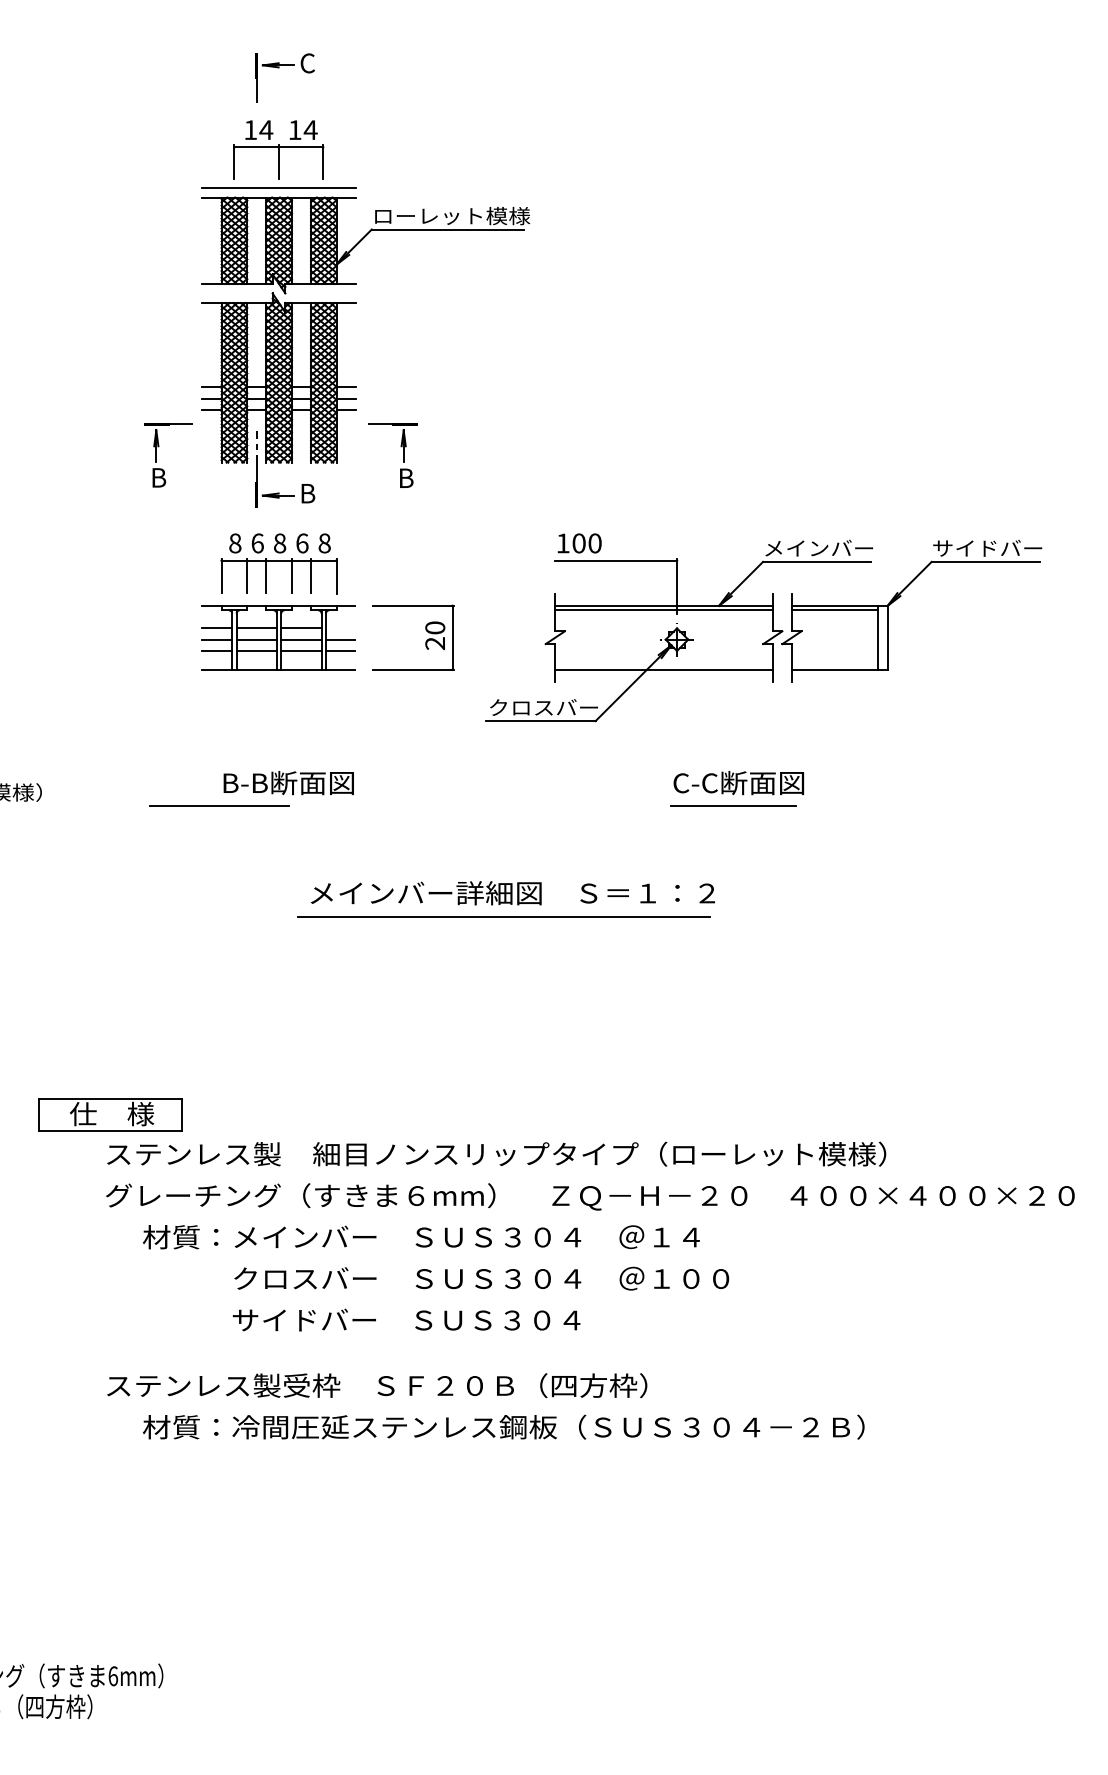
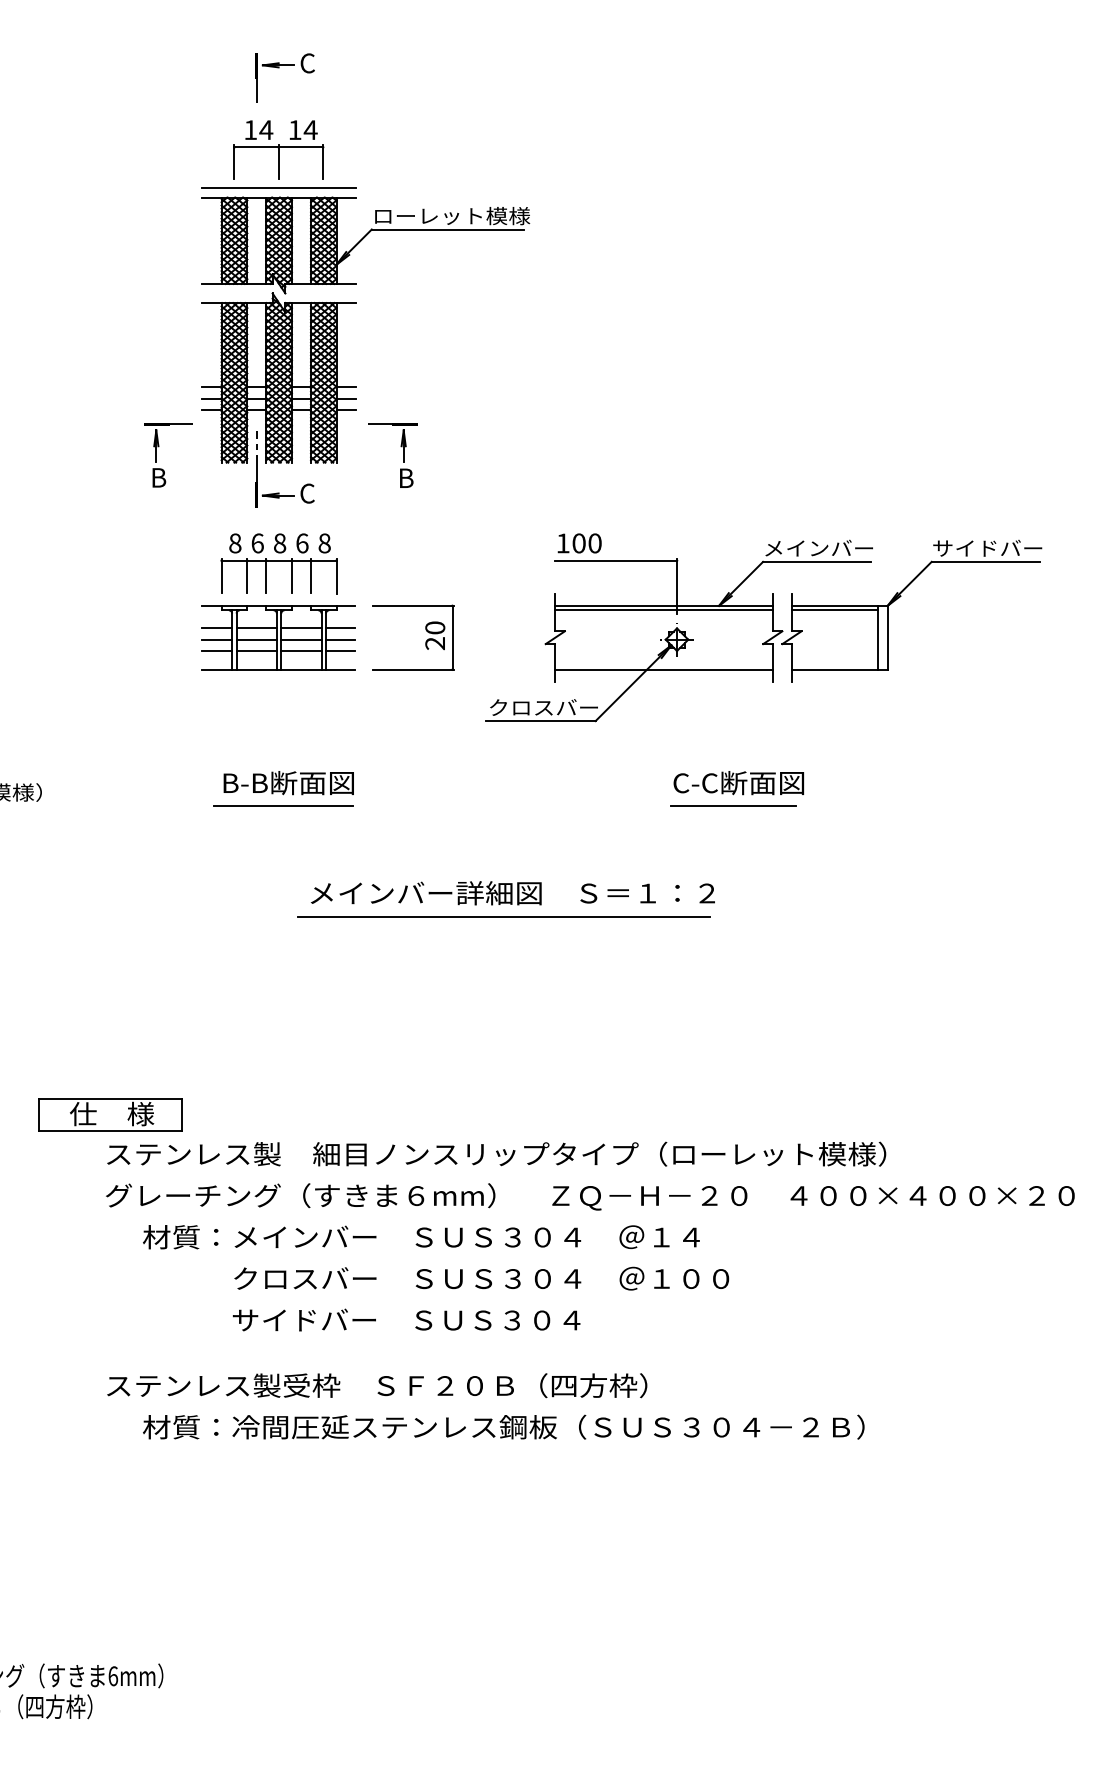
text: B -> C (307, 493)
line: none -> present (340, 628)
line position: (219, 805) -> (283, 805) (283, 805)
